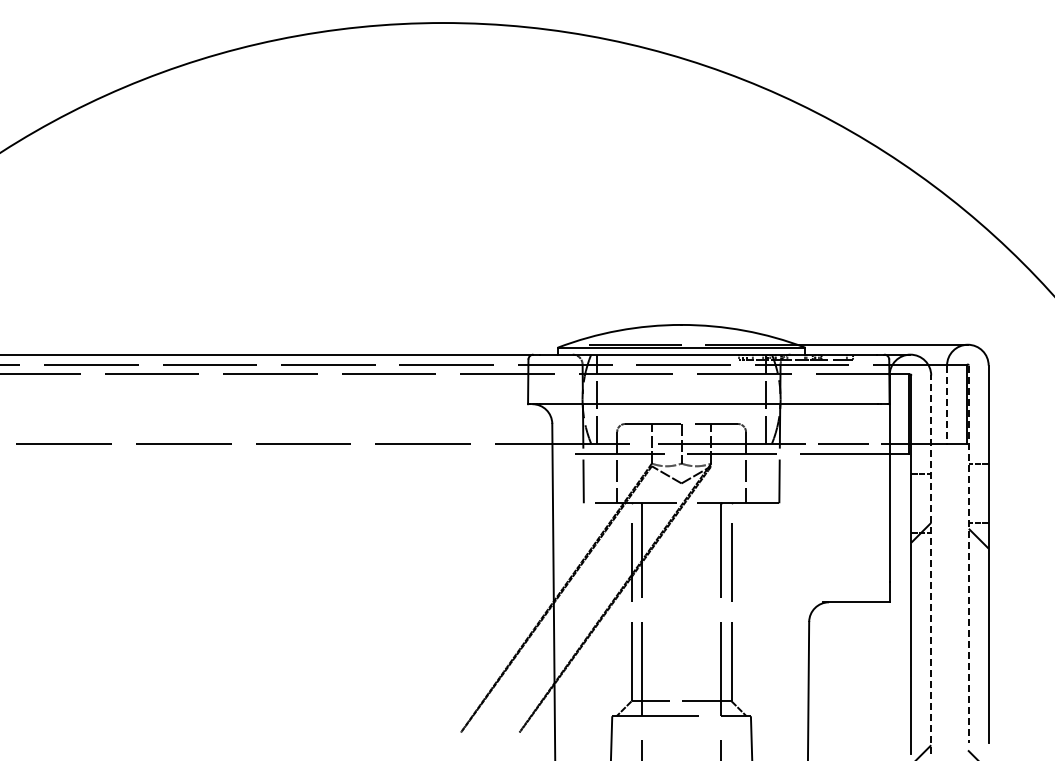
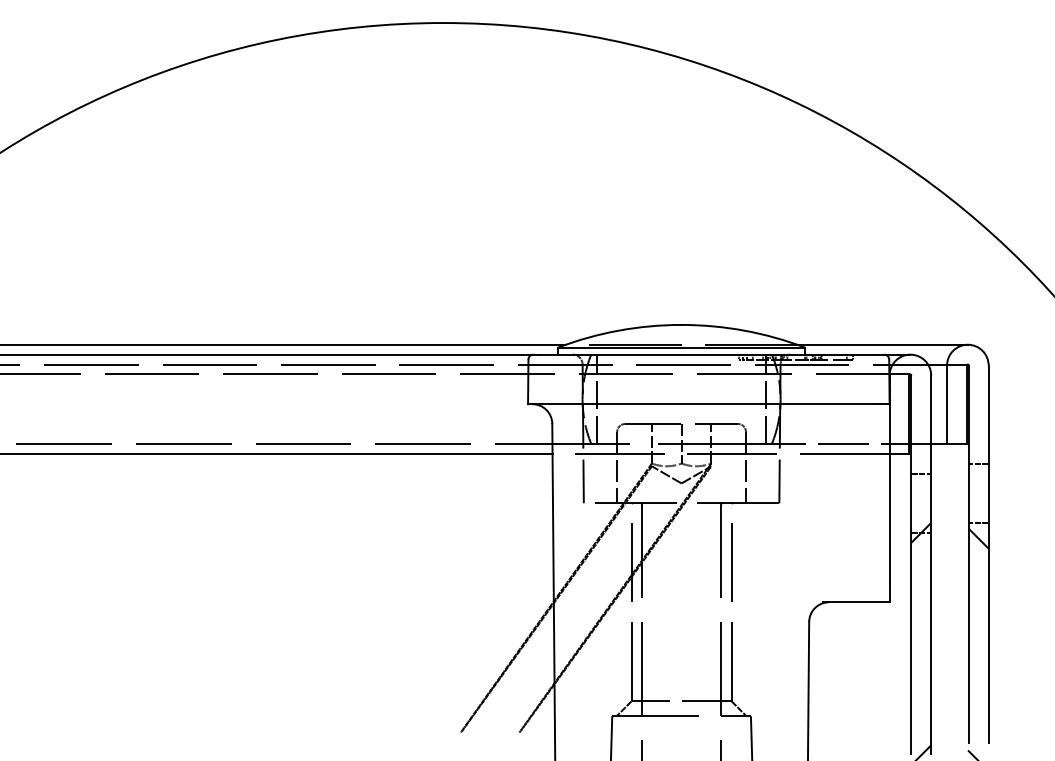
line: none -> present (283, 344)
line: dashed -> solid (947, 405)
line: none -> present (277, 453)
line: dashed -> solid (968, 554)
line: dashed -> solid (931, 564)
